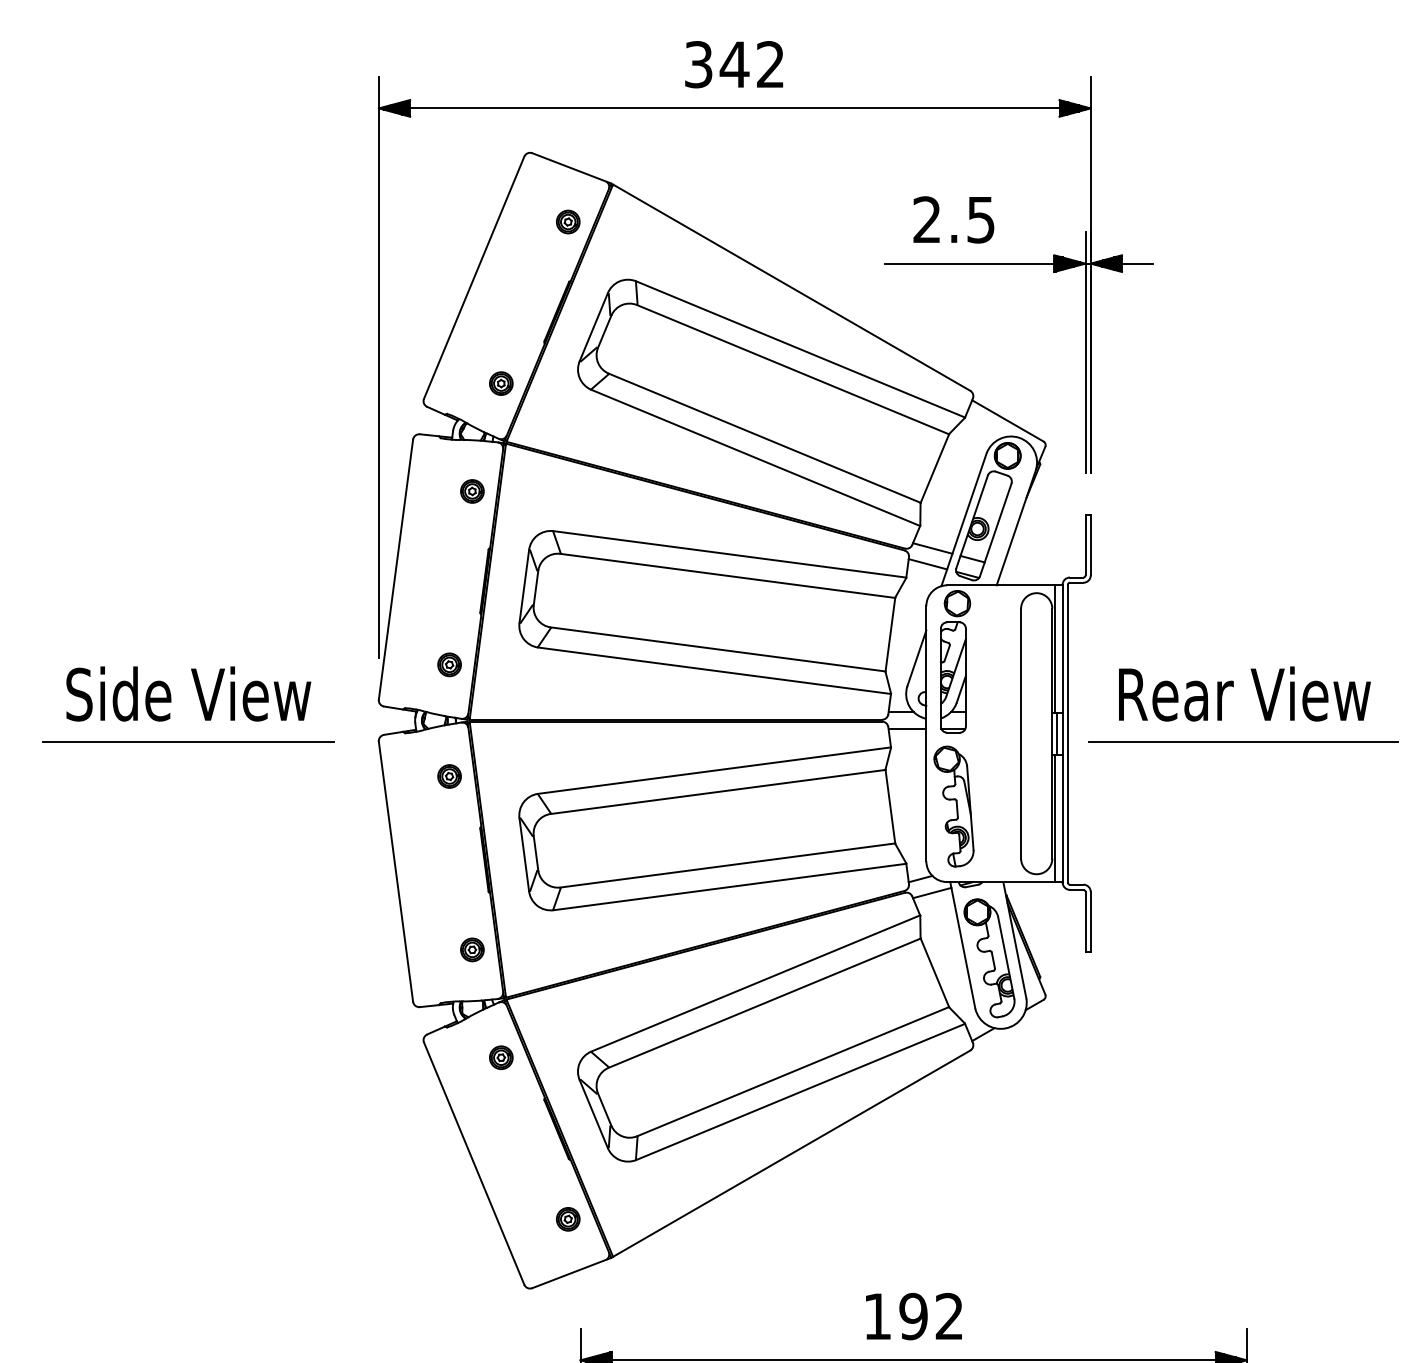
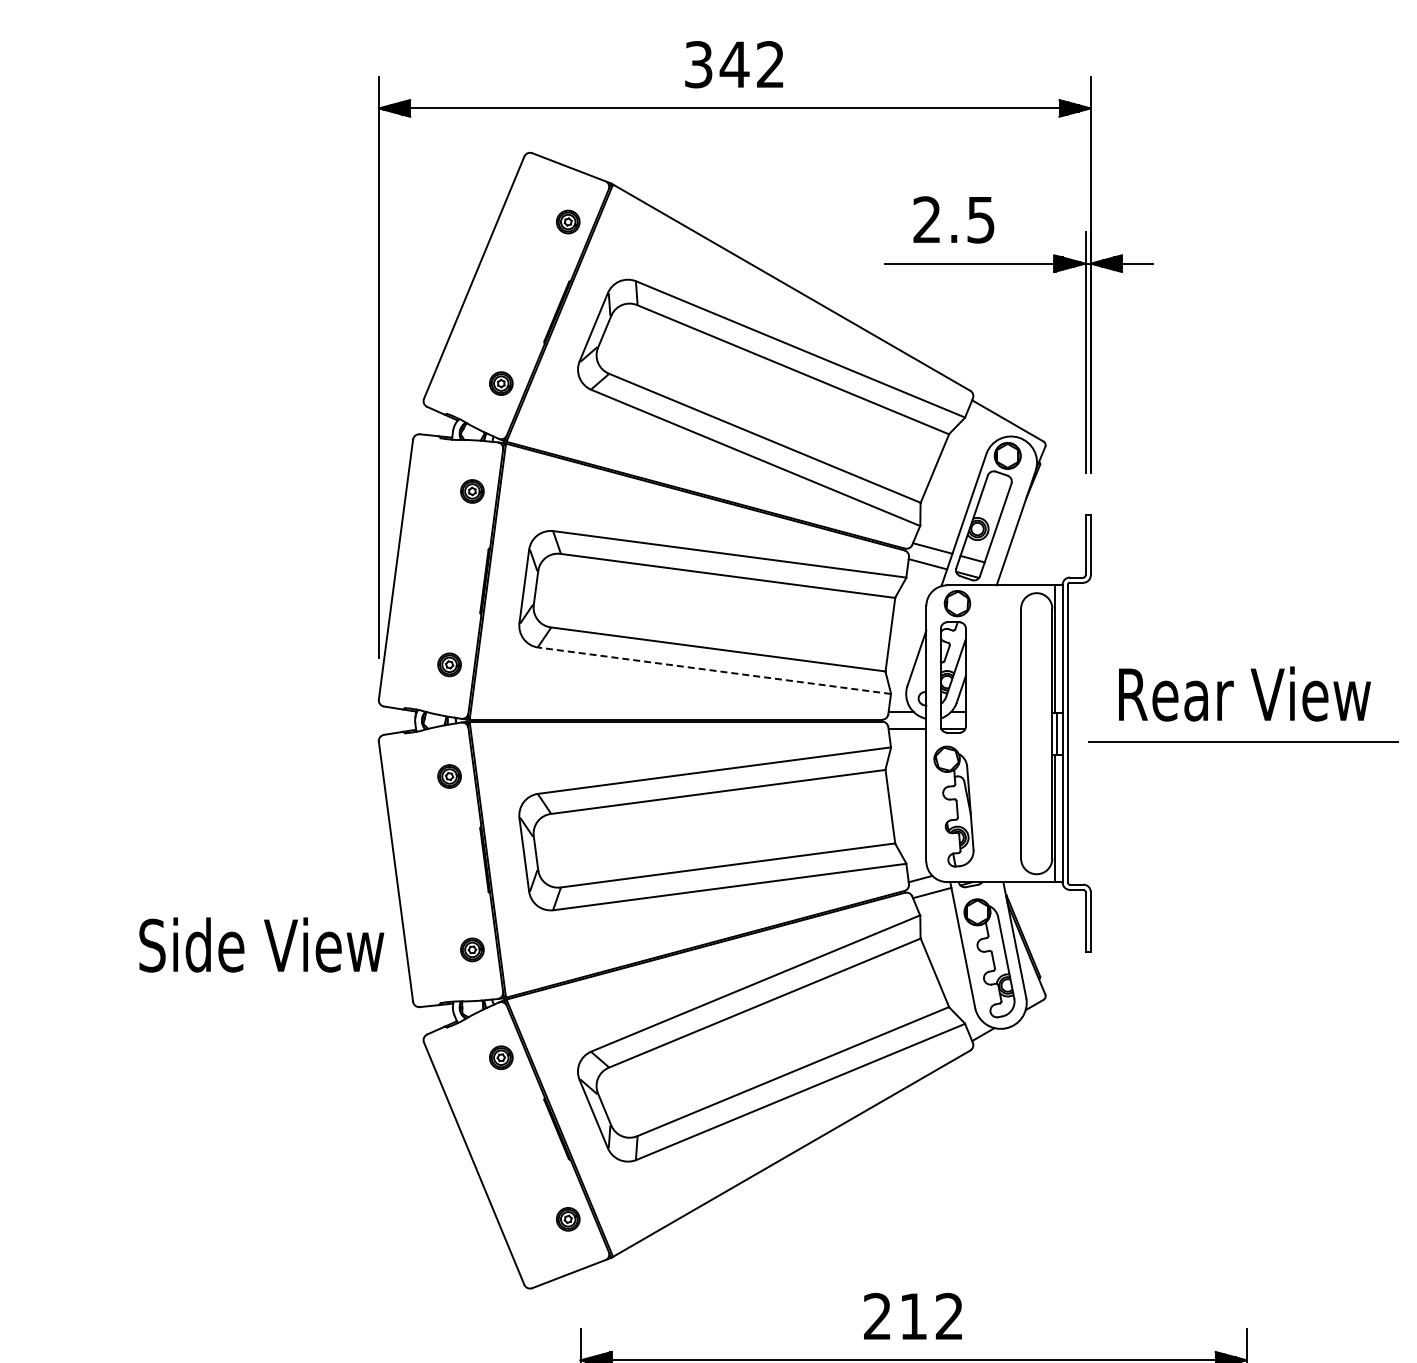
line: solid -> dashed (714, 670)
text position: (188, 693) -> (261, 944) (261, 944)
line: present -> none (188, 741)
text: 192 -> 212 (895, 1316)
